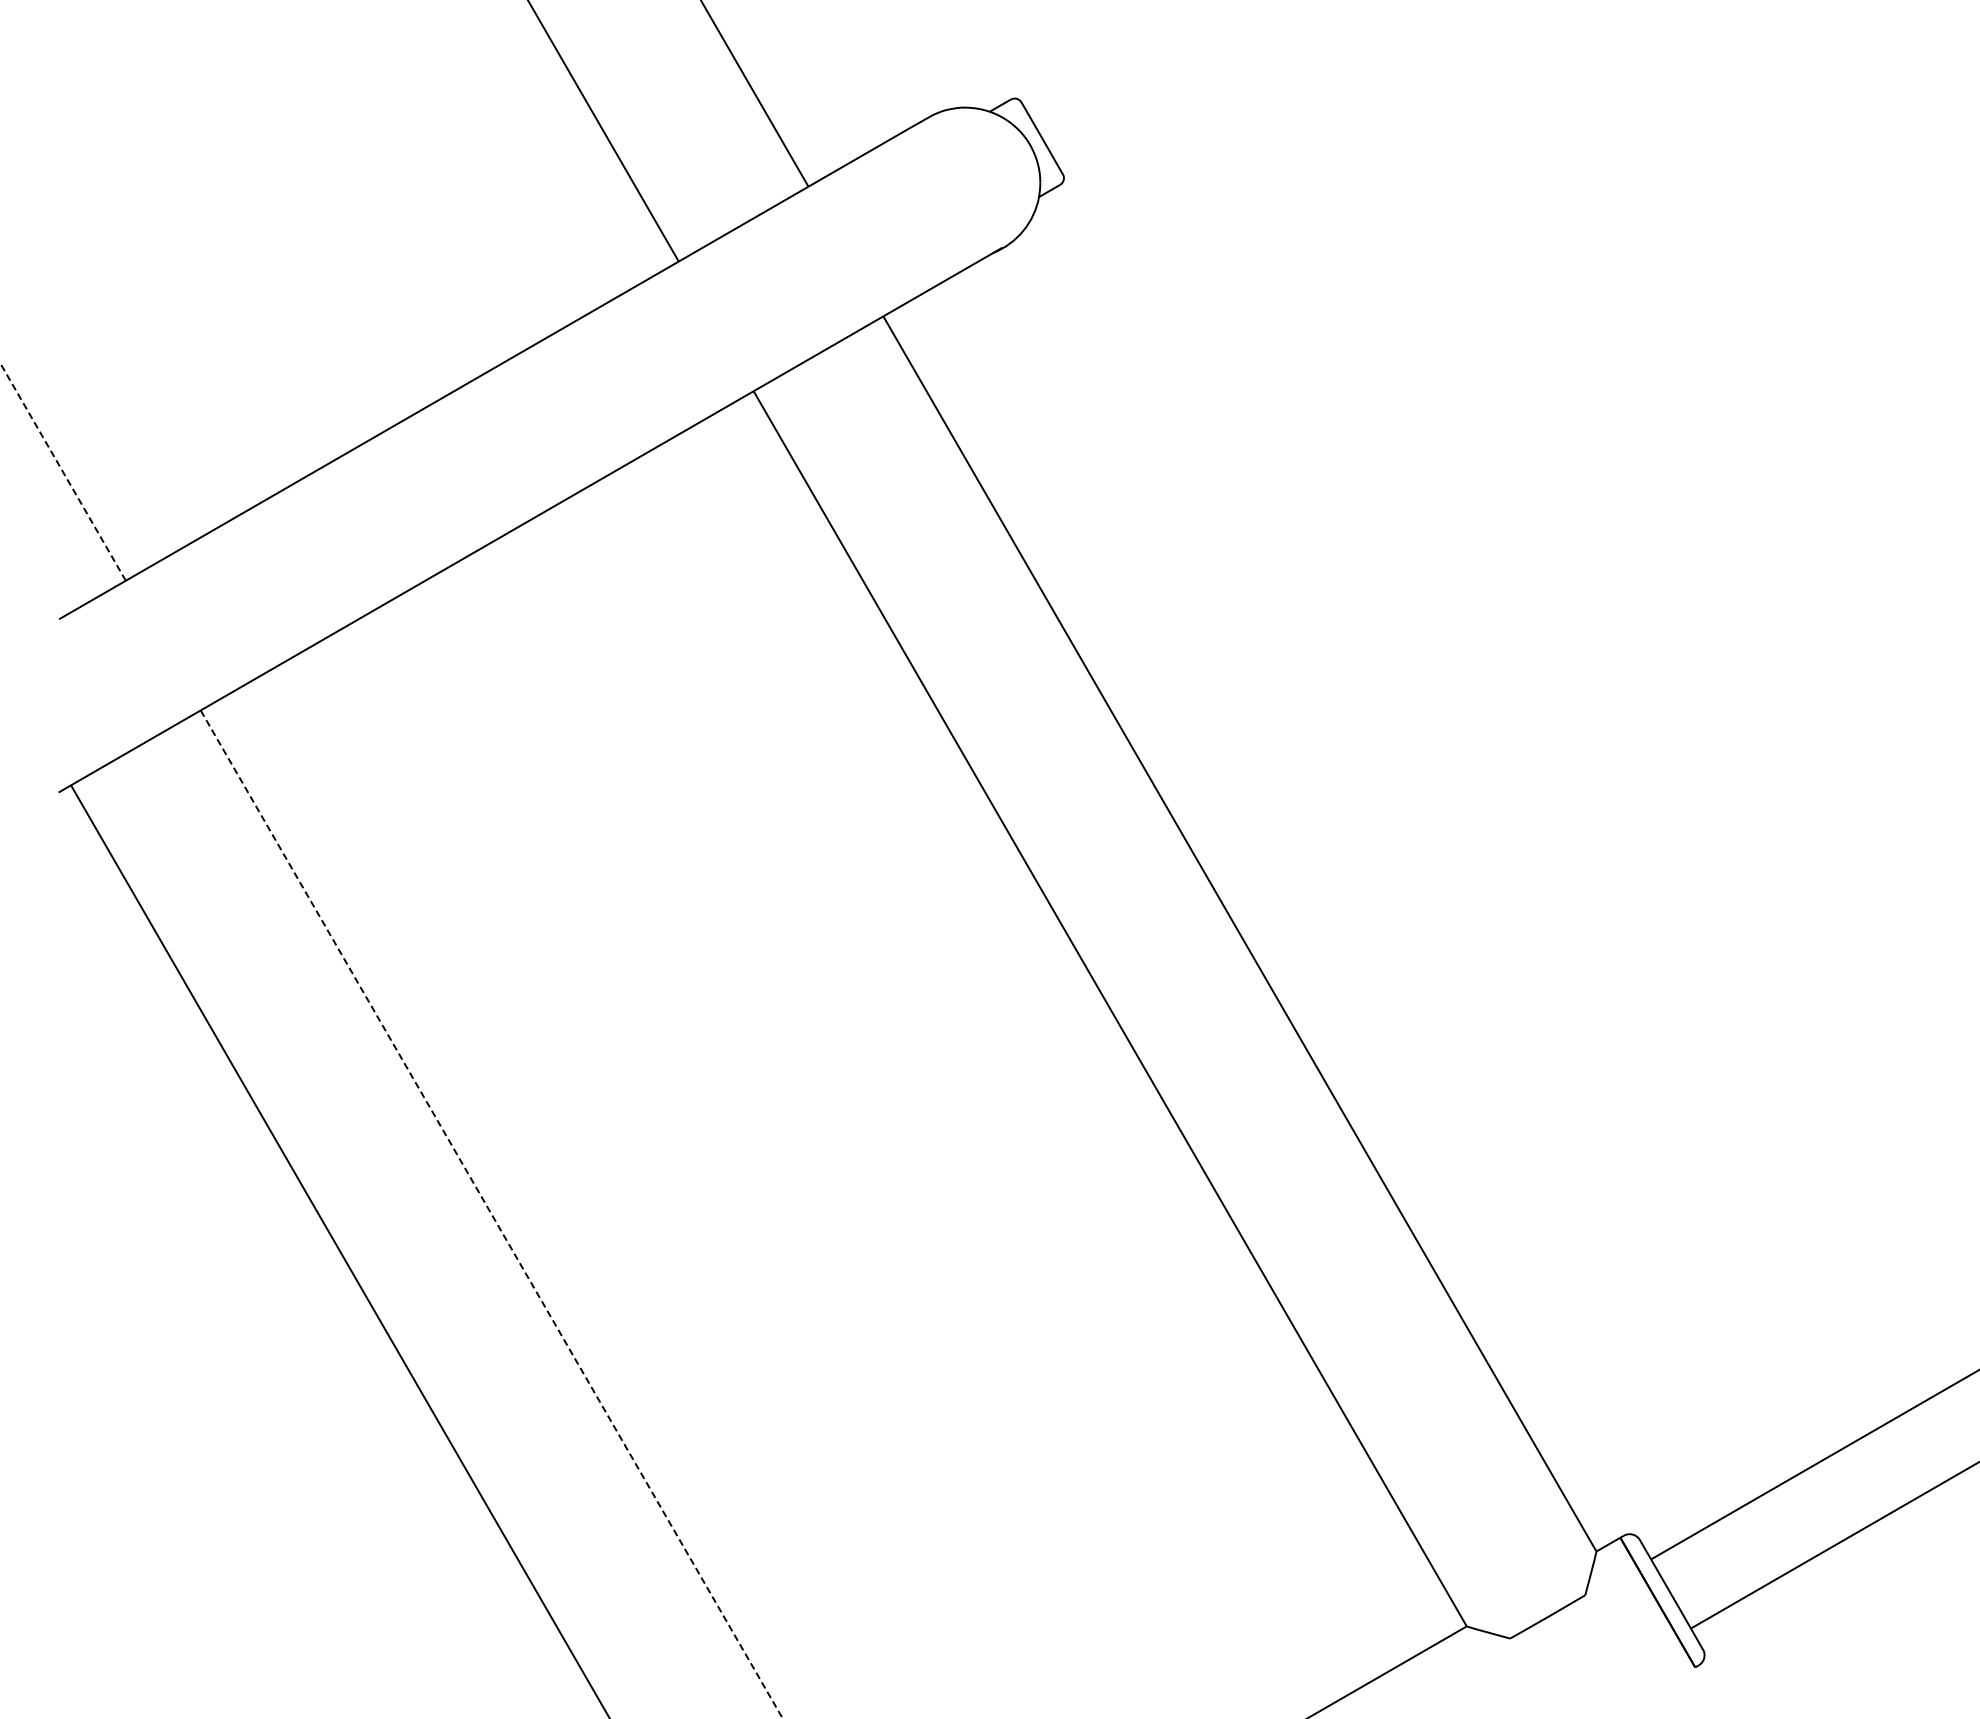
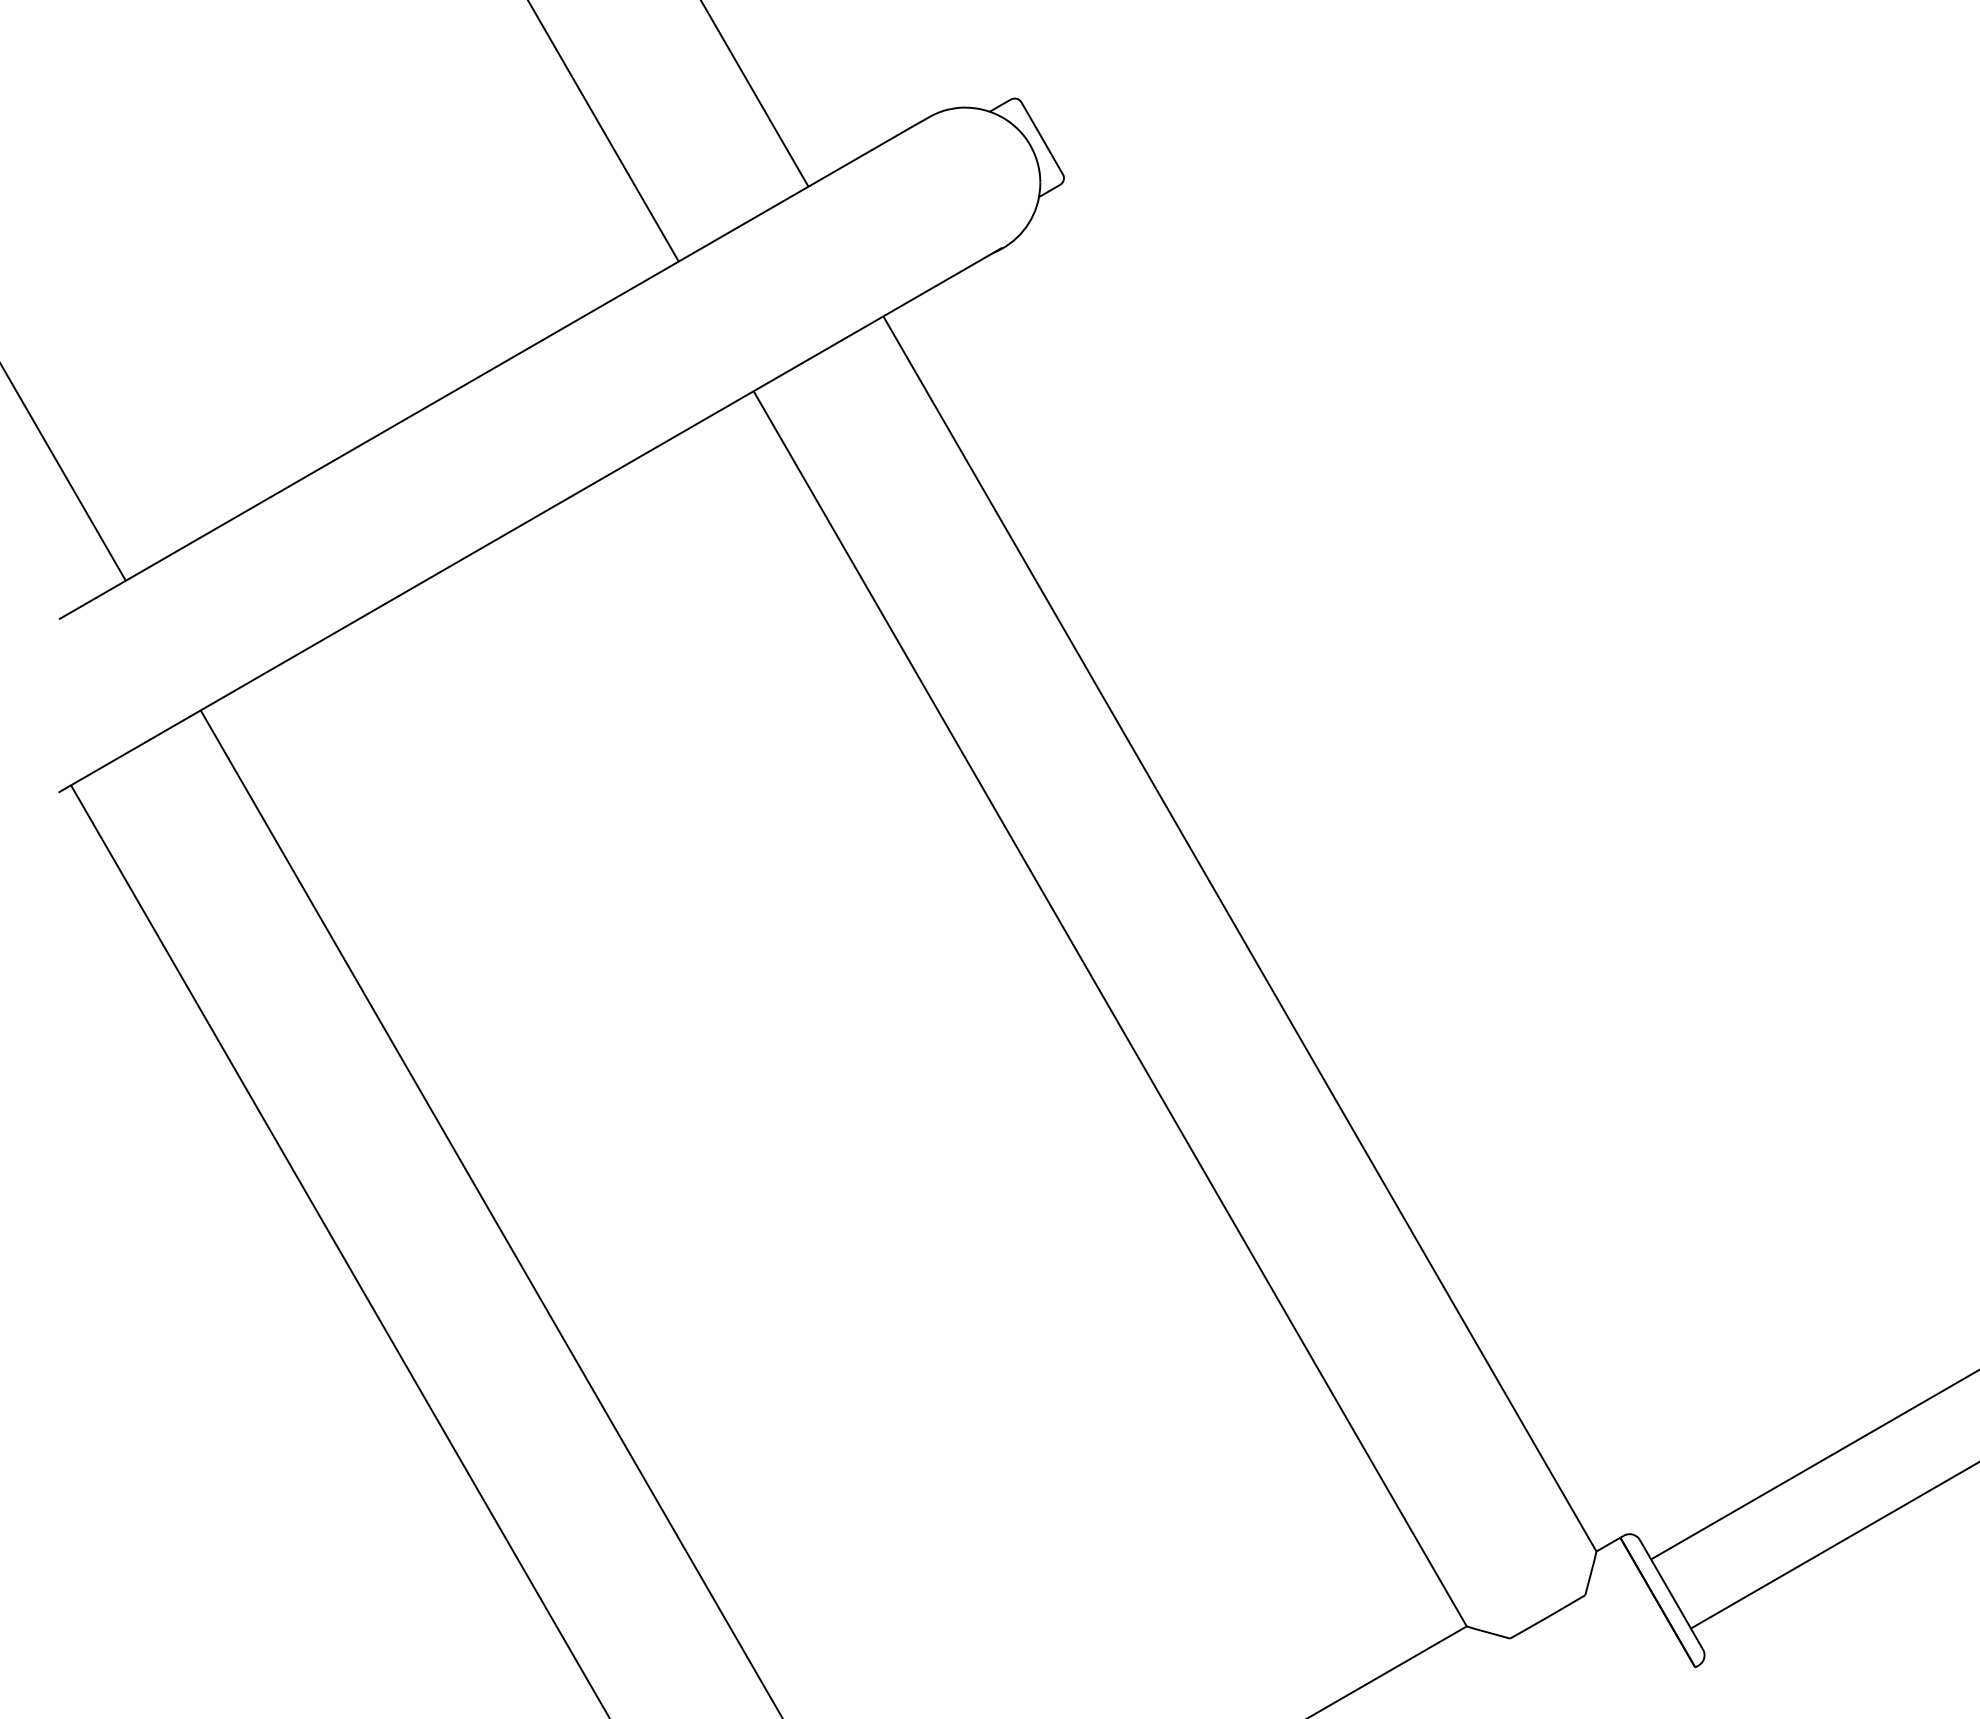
line: dashed -> solid (62, 471)
line: dashed -> solid (491, 1214)
